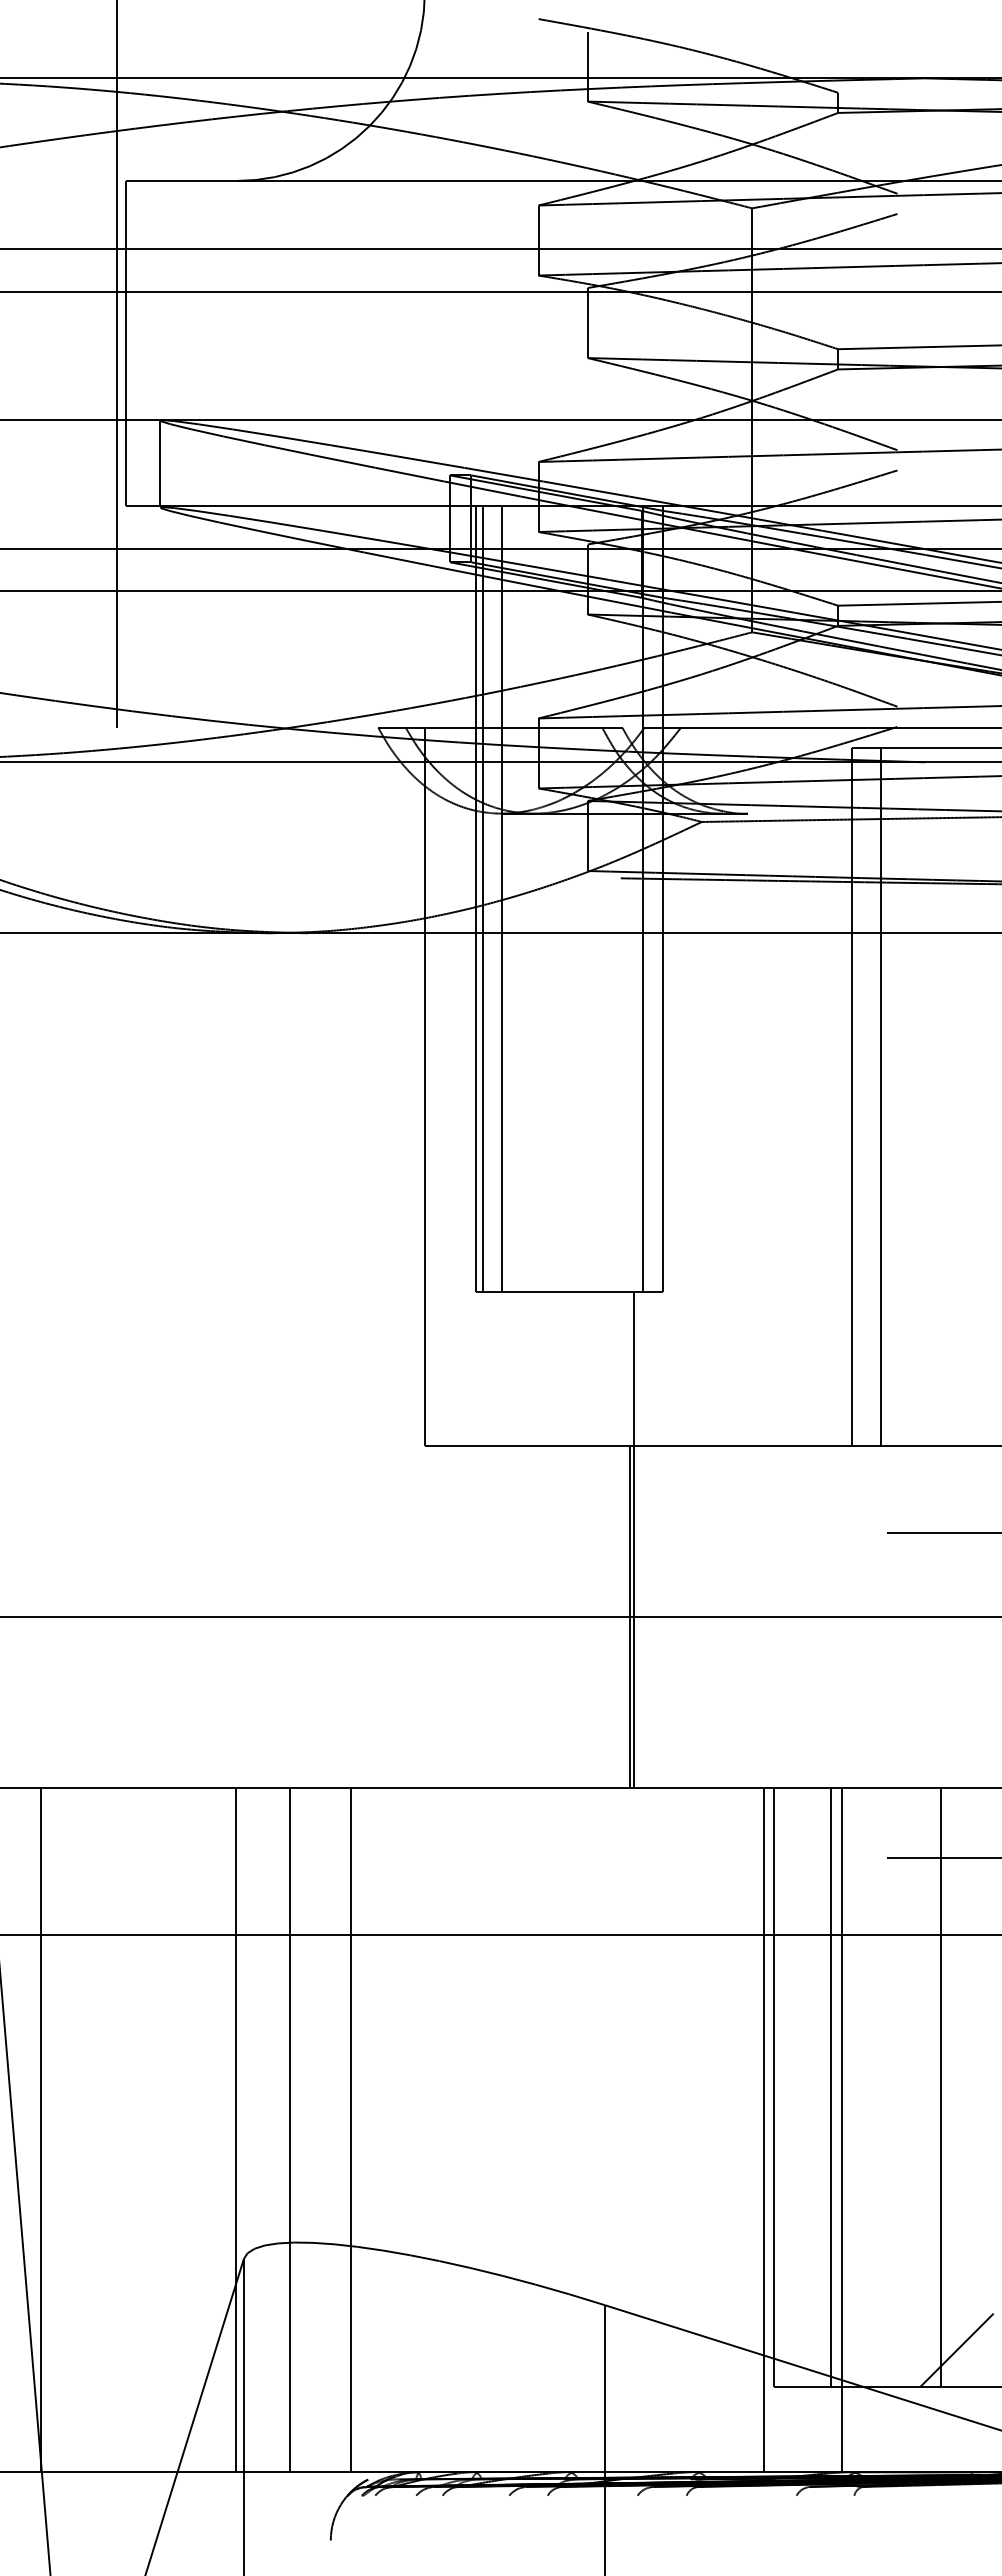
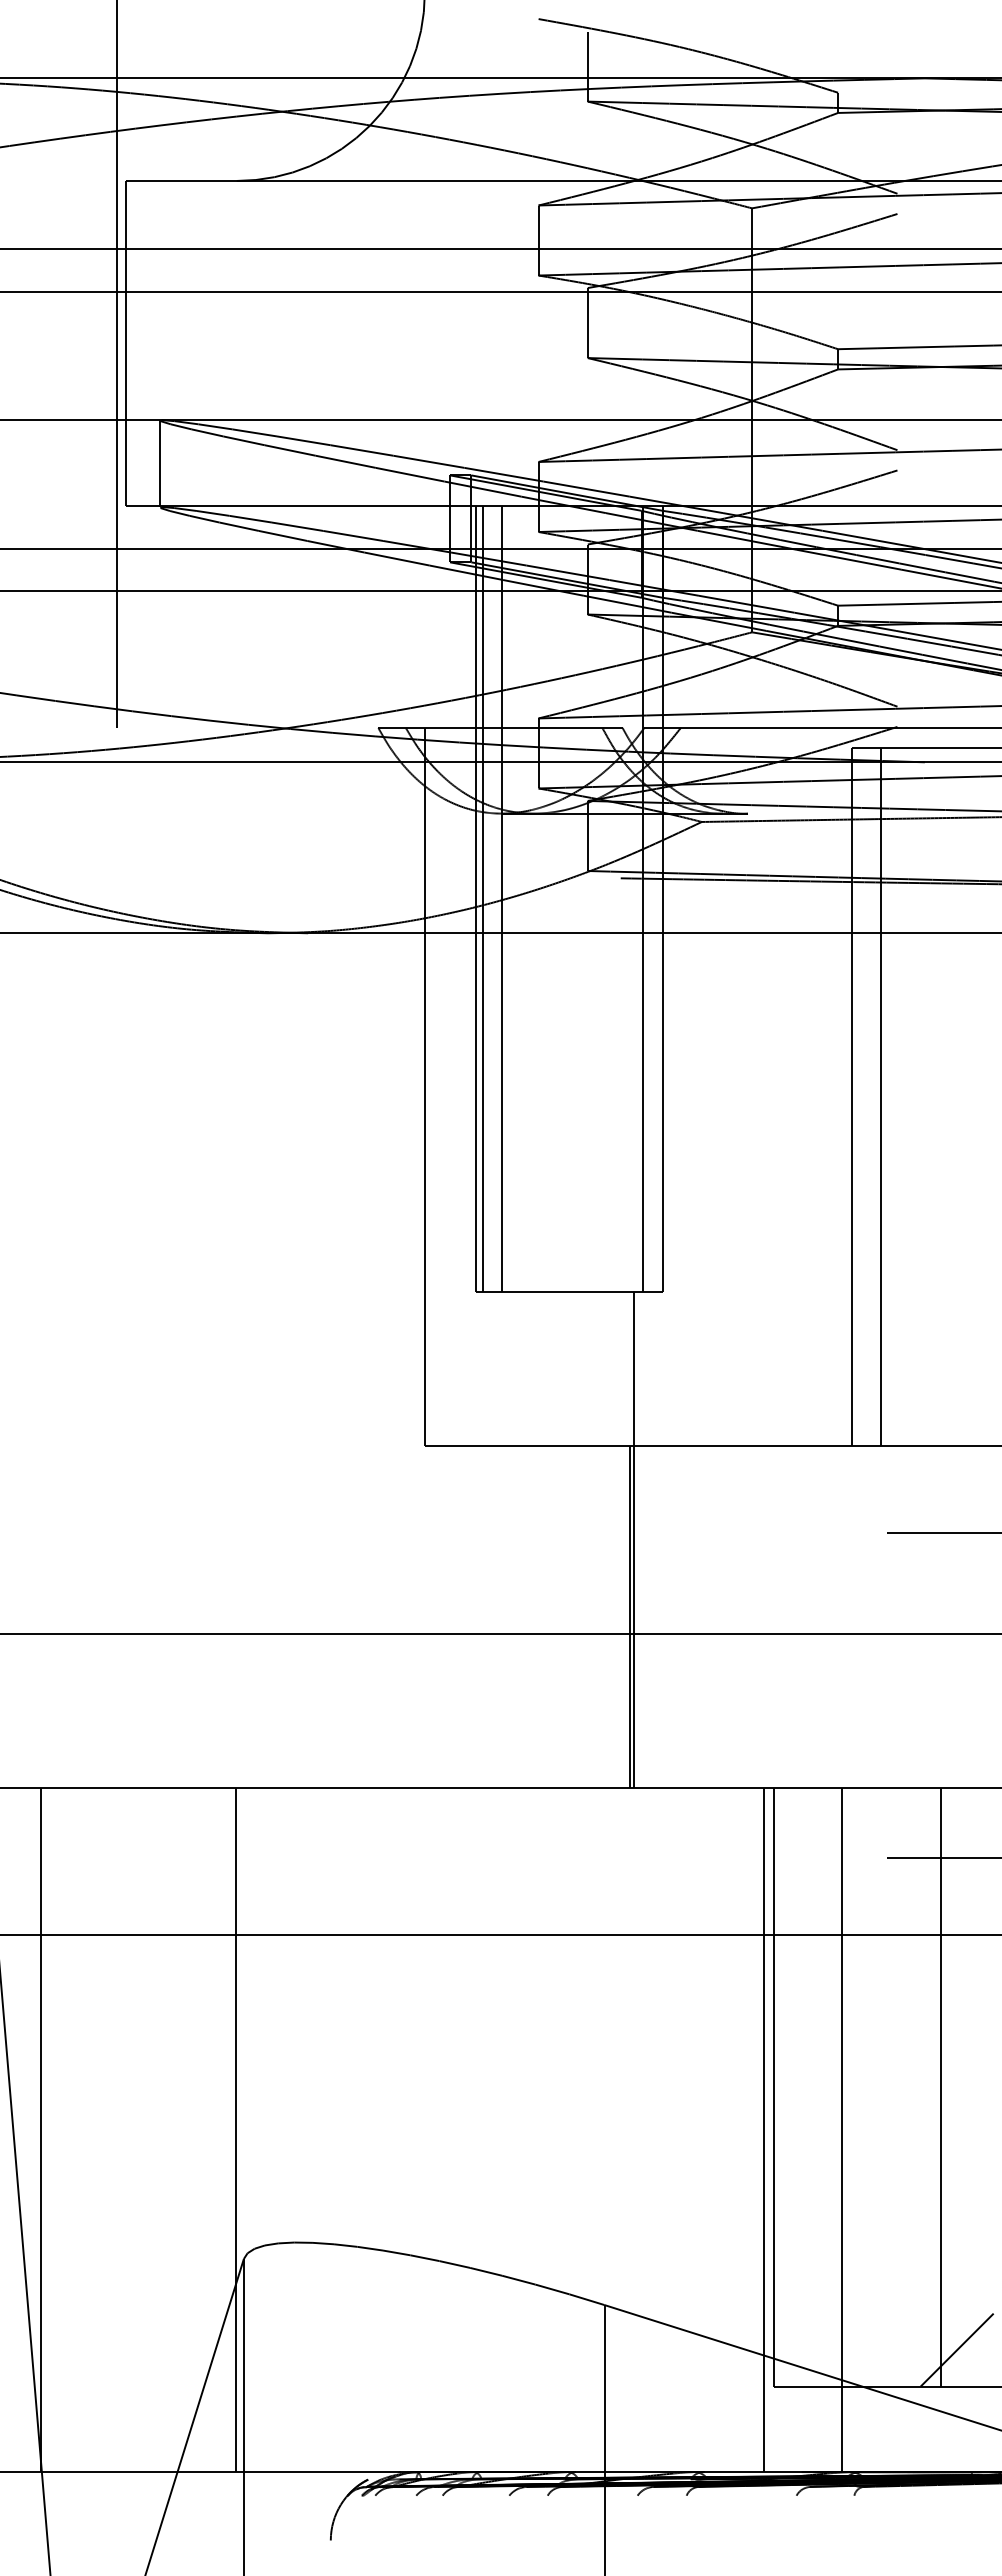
line position: (500, 1617) -> (500, 1634) (500, 1634)
line: present -> none (830, 2087)
line: present -> none (290, 2130)
line: present -> none (351, 2130)
